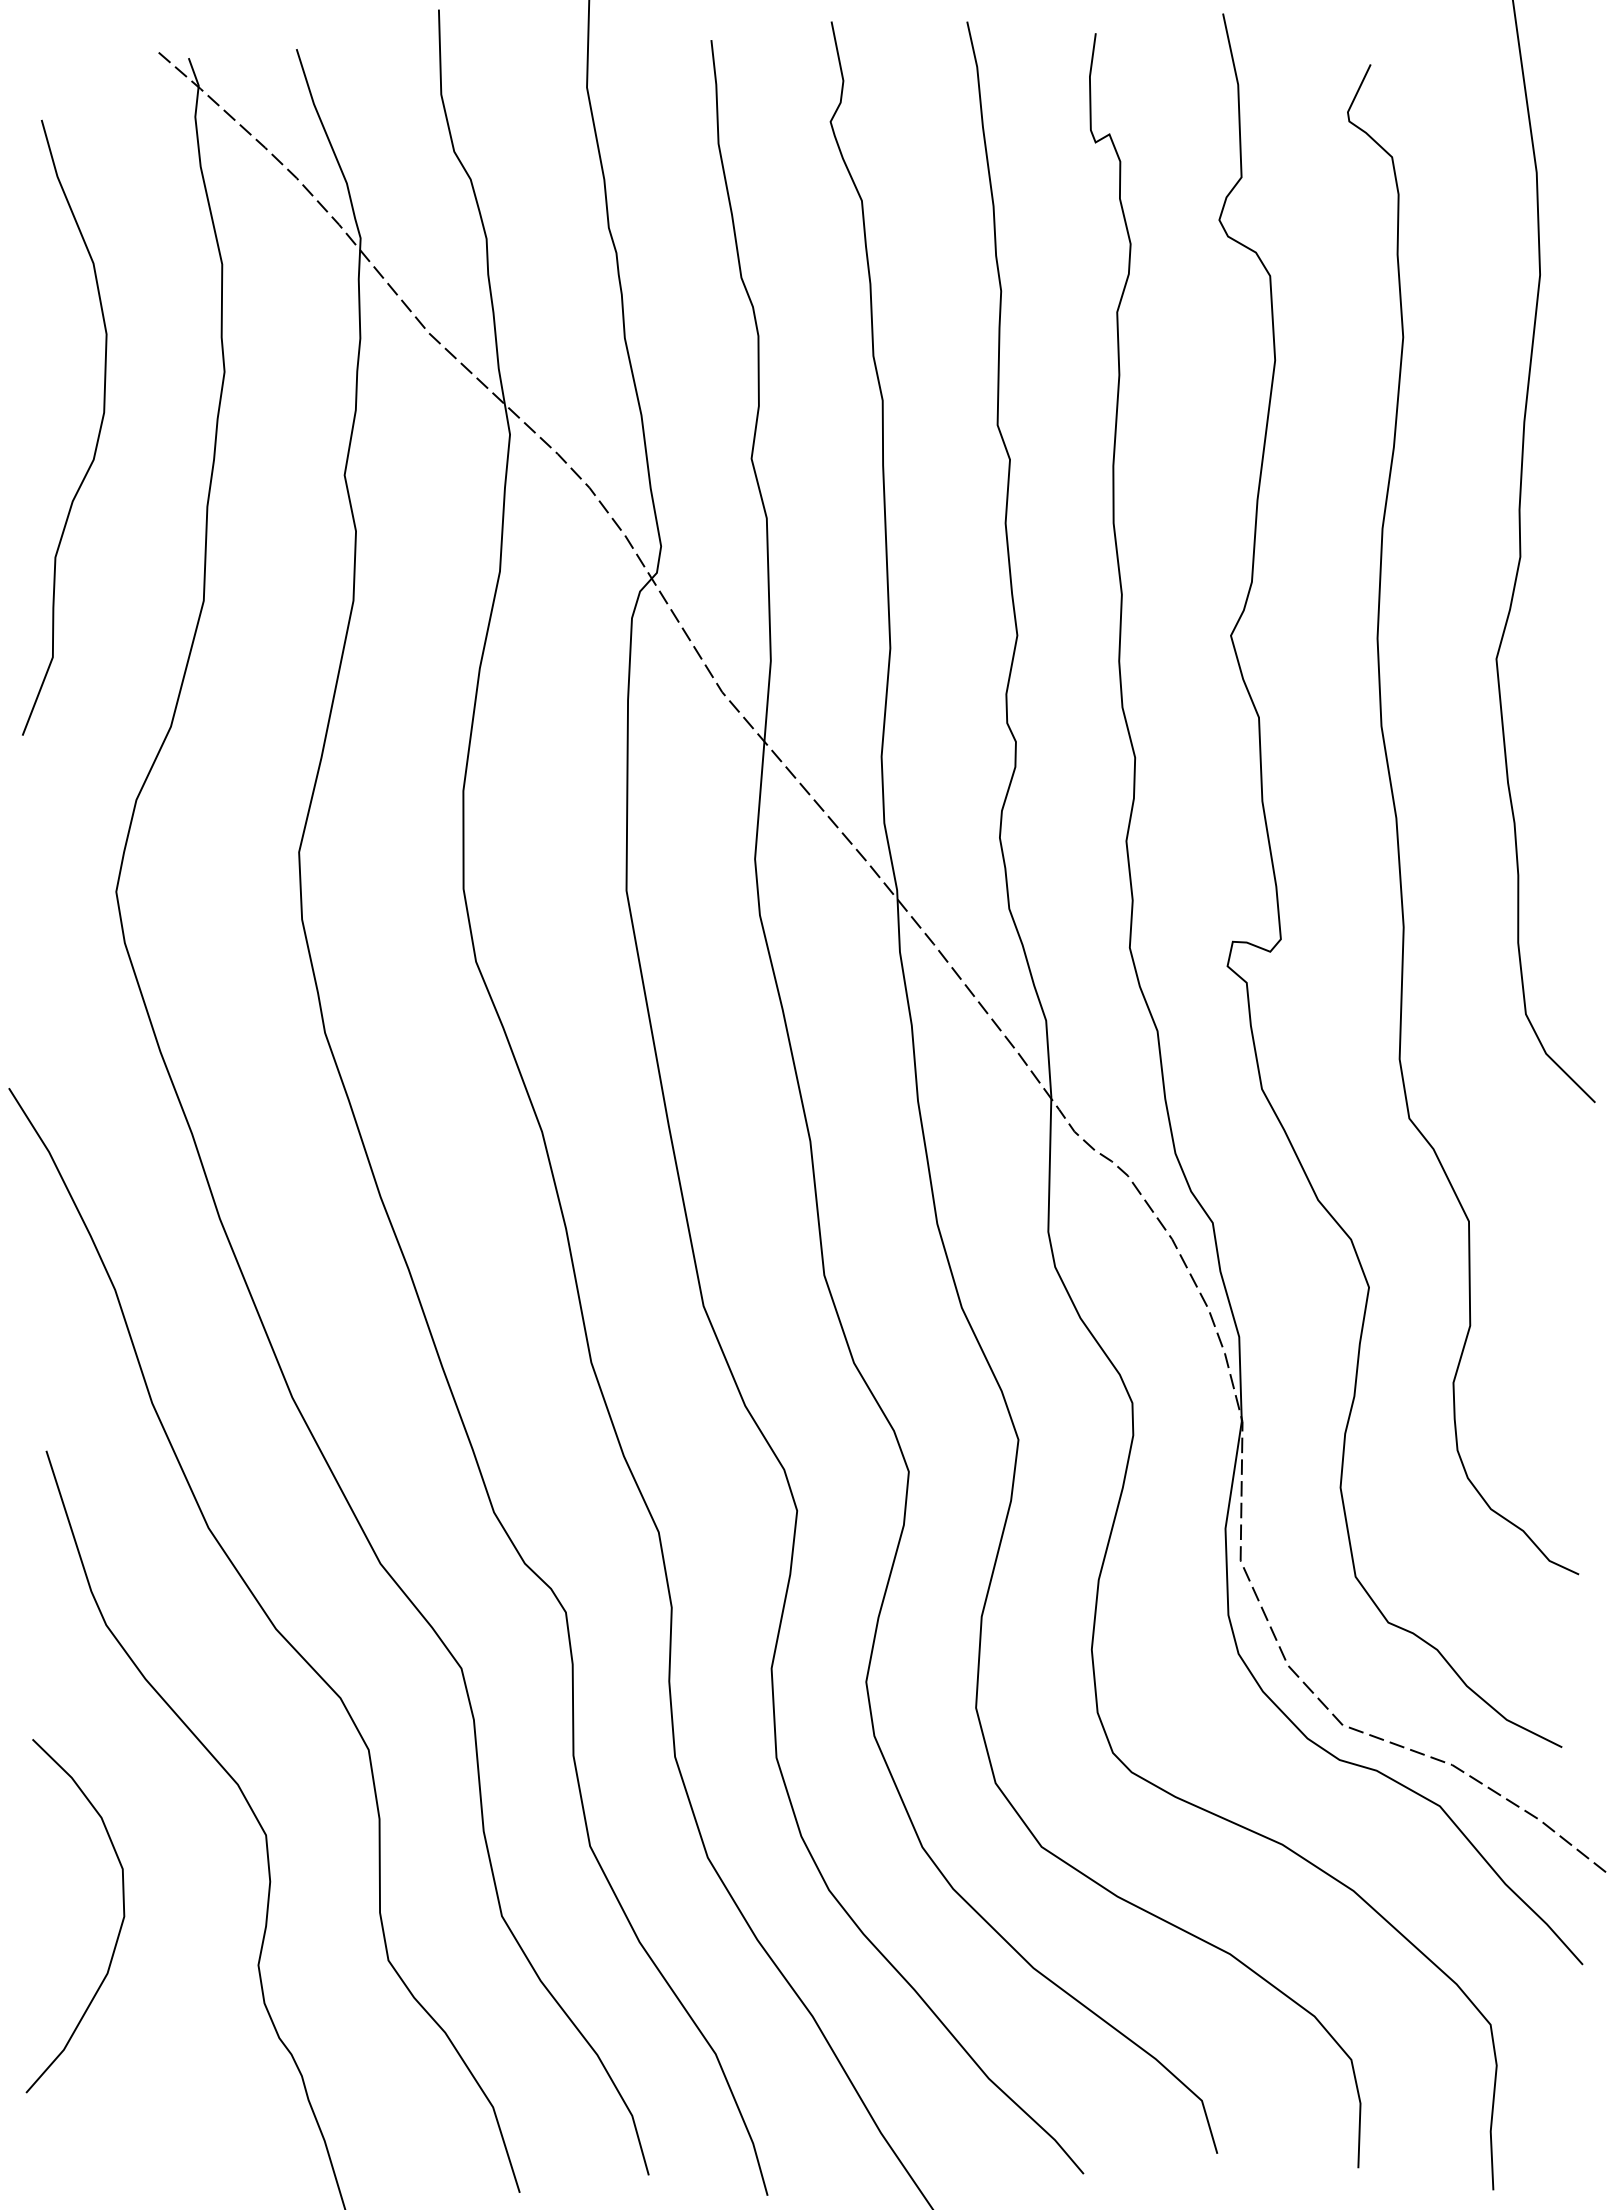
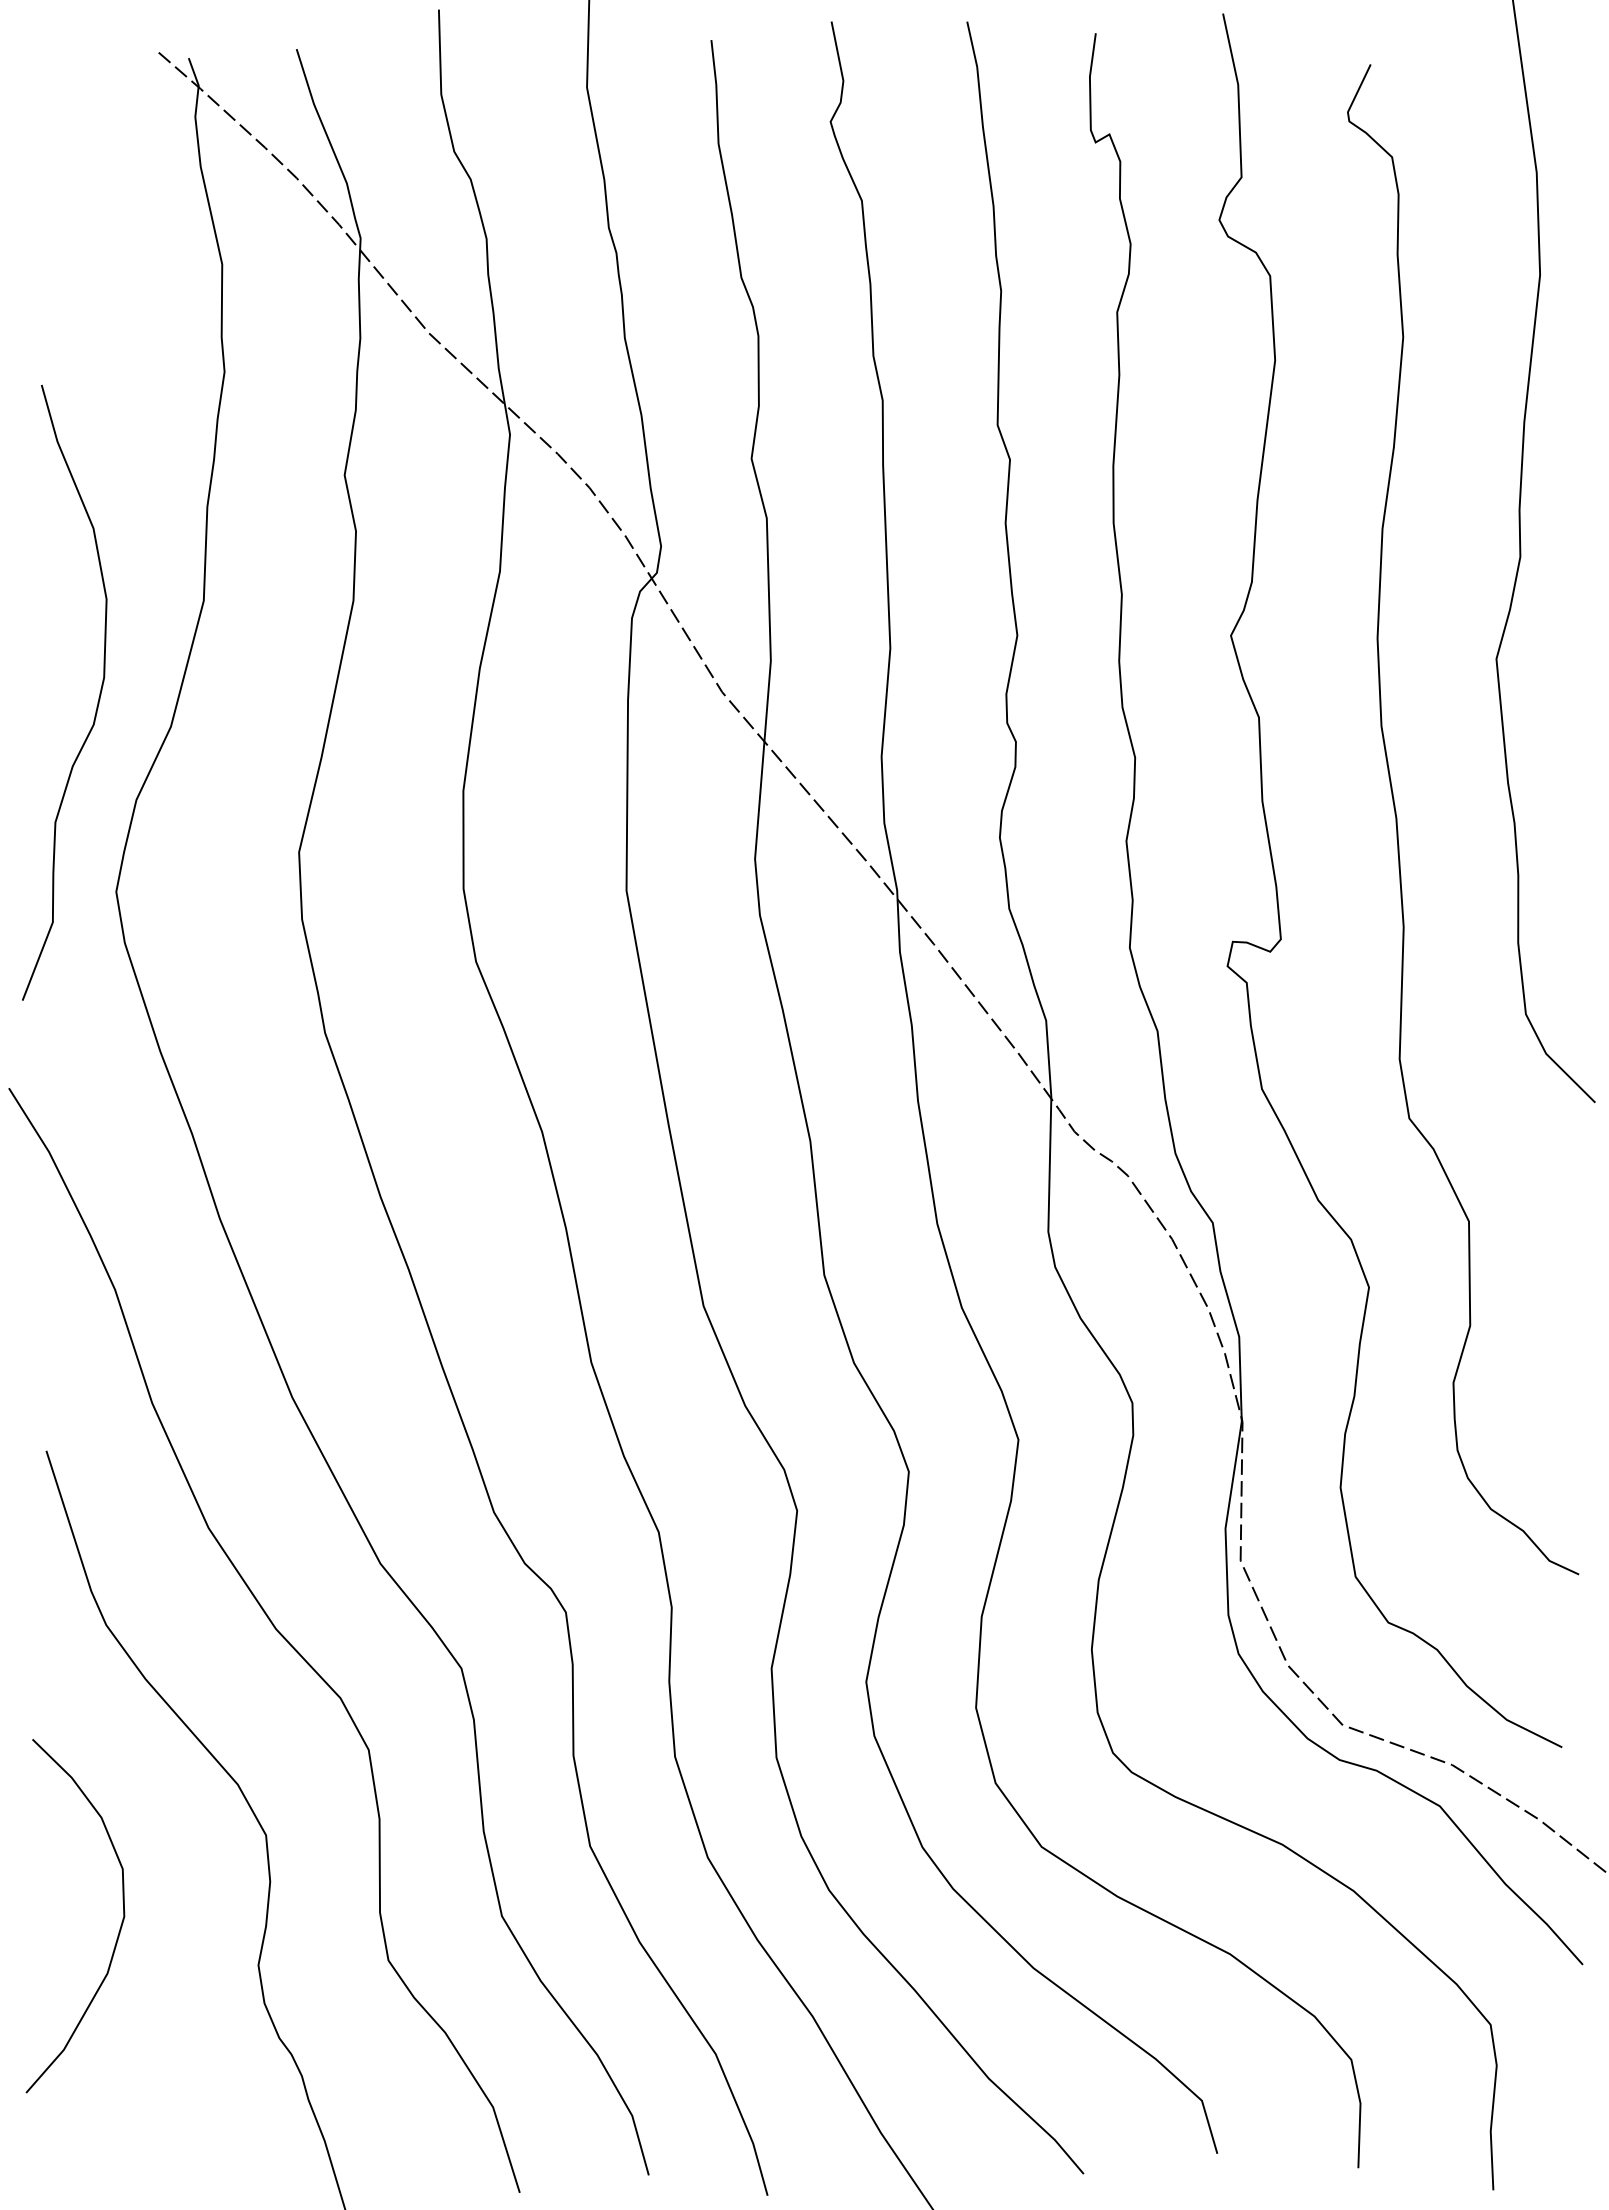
curve position: (98, 432) -> (98, 697) (98, 697)
